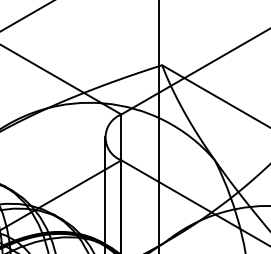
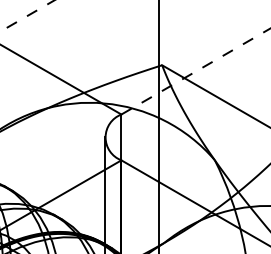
line: solid -> dashed (27, 16)
line: solid -> dashed (195, 71)
